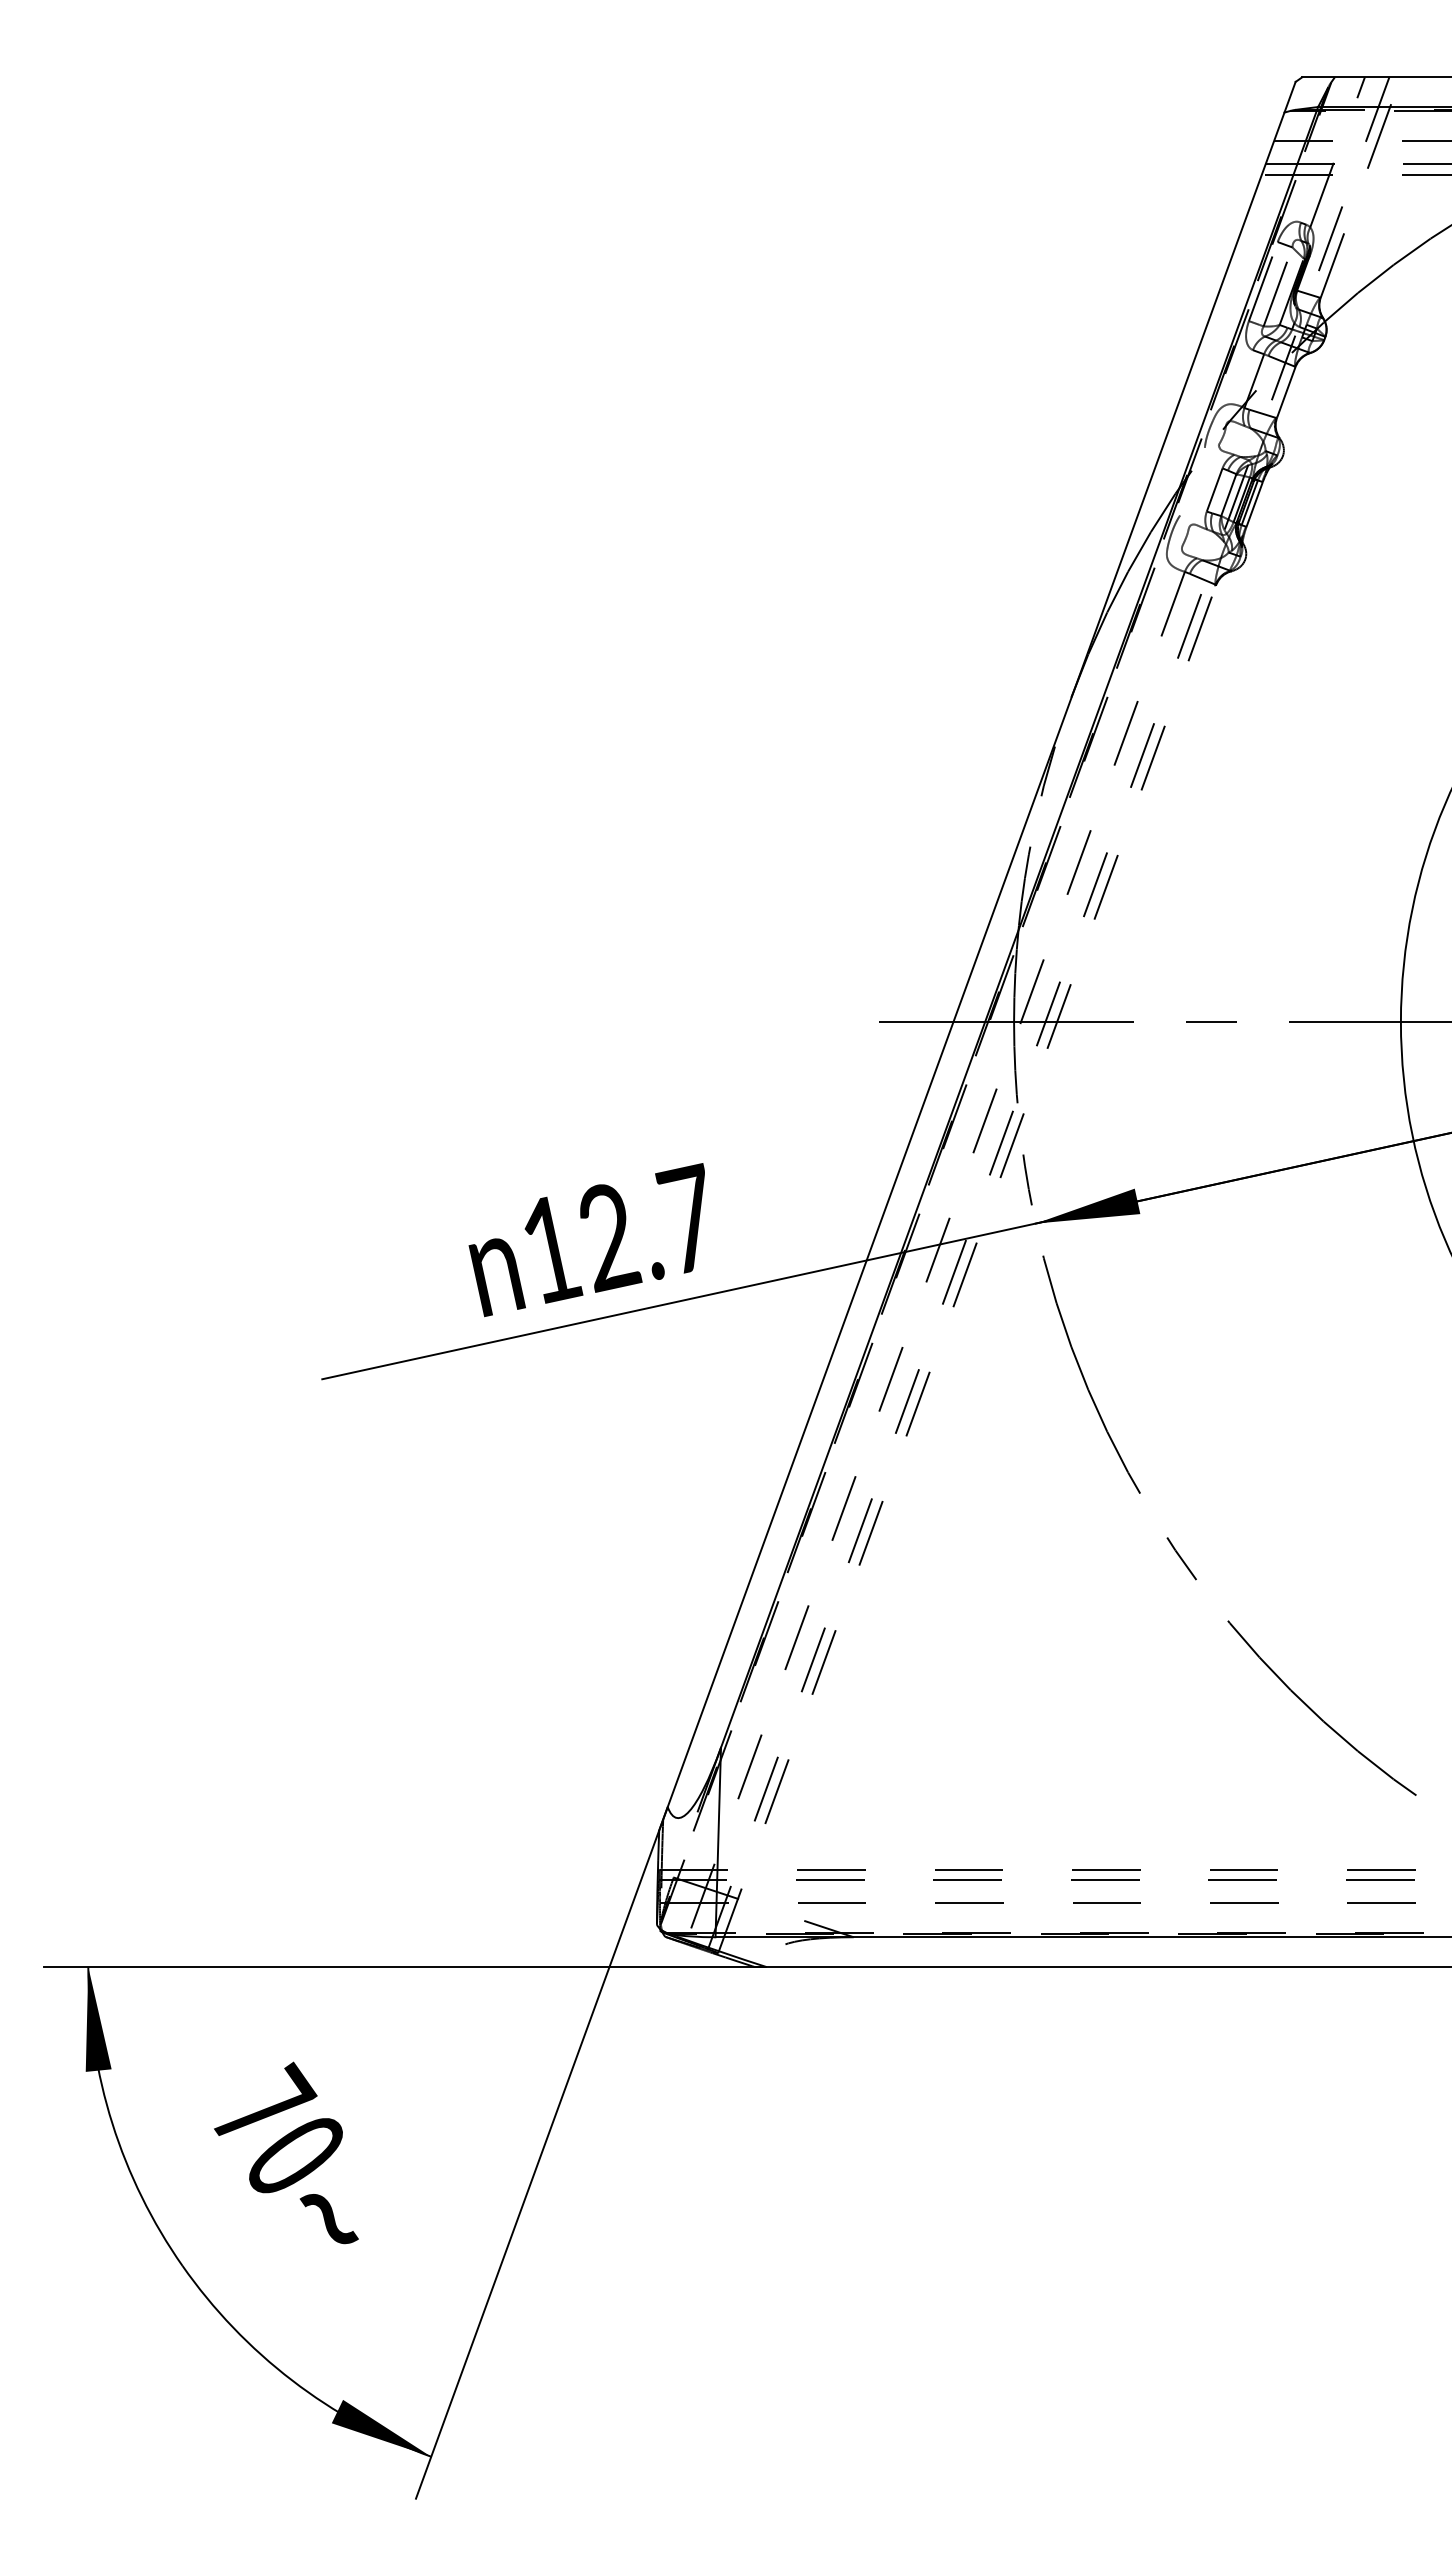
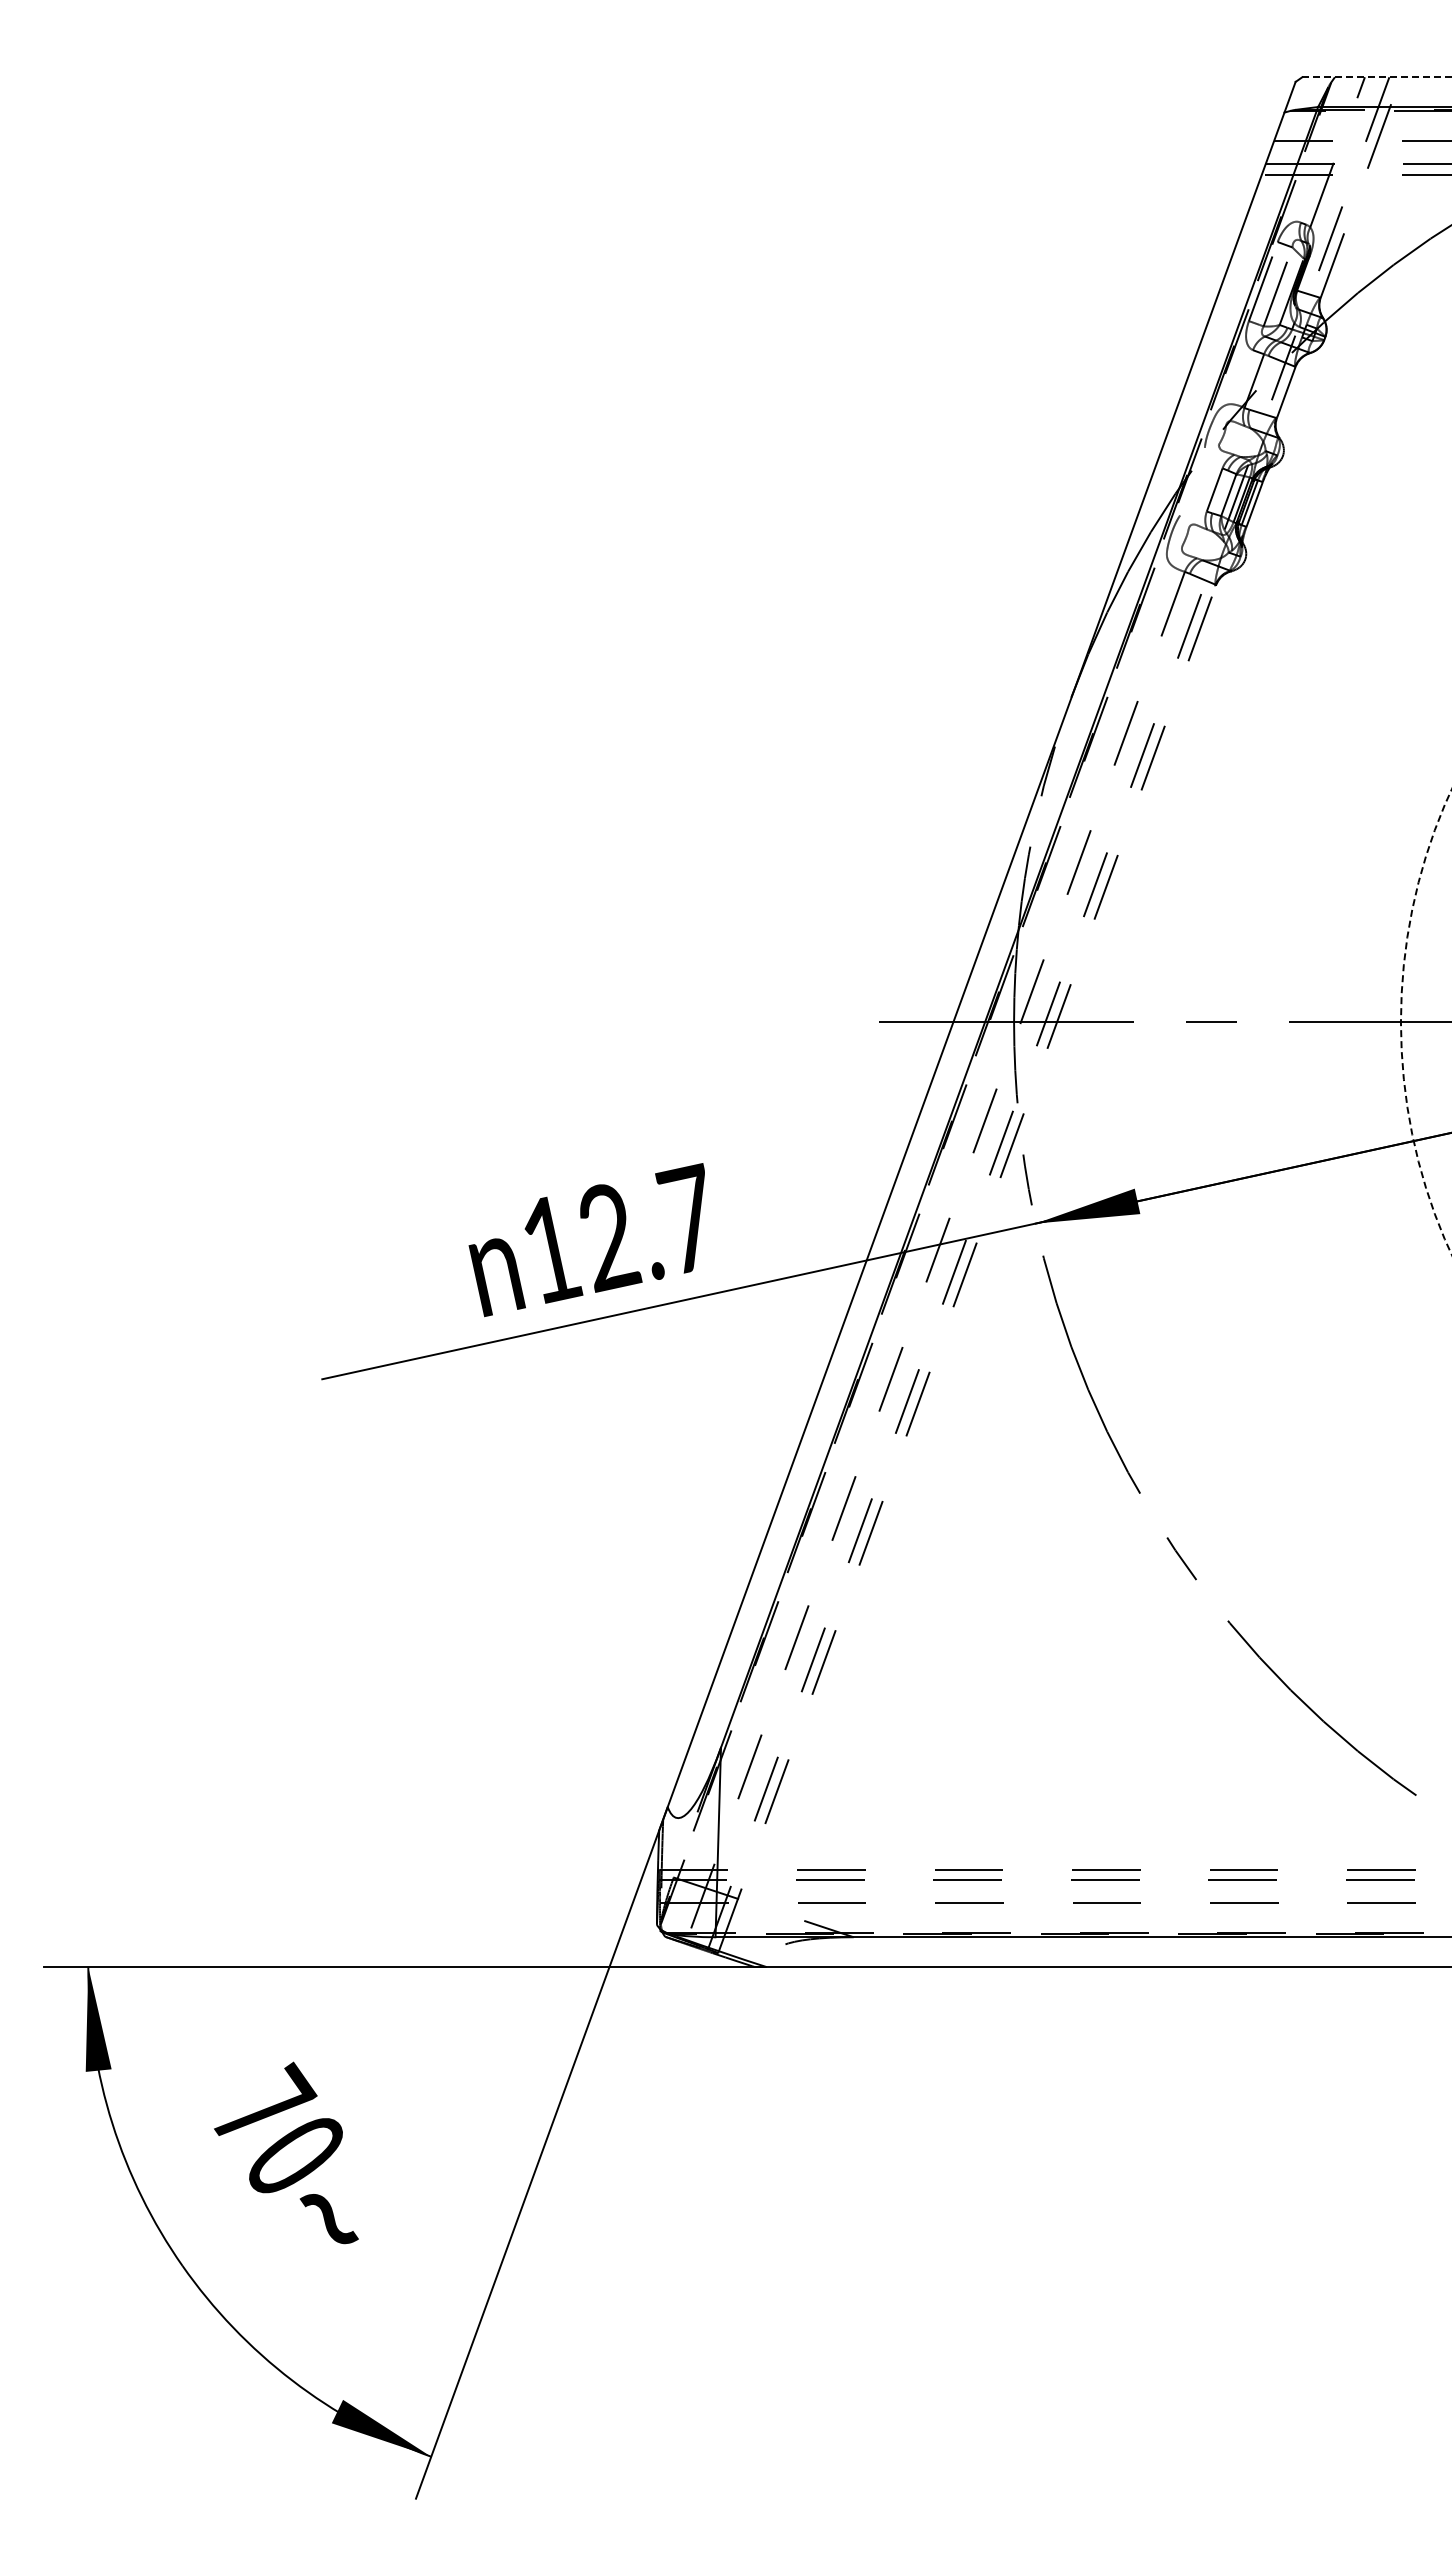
line: solid -> dashed (1377, 77)
circle: solid -> dashed (1425, 1022)
